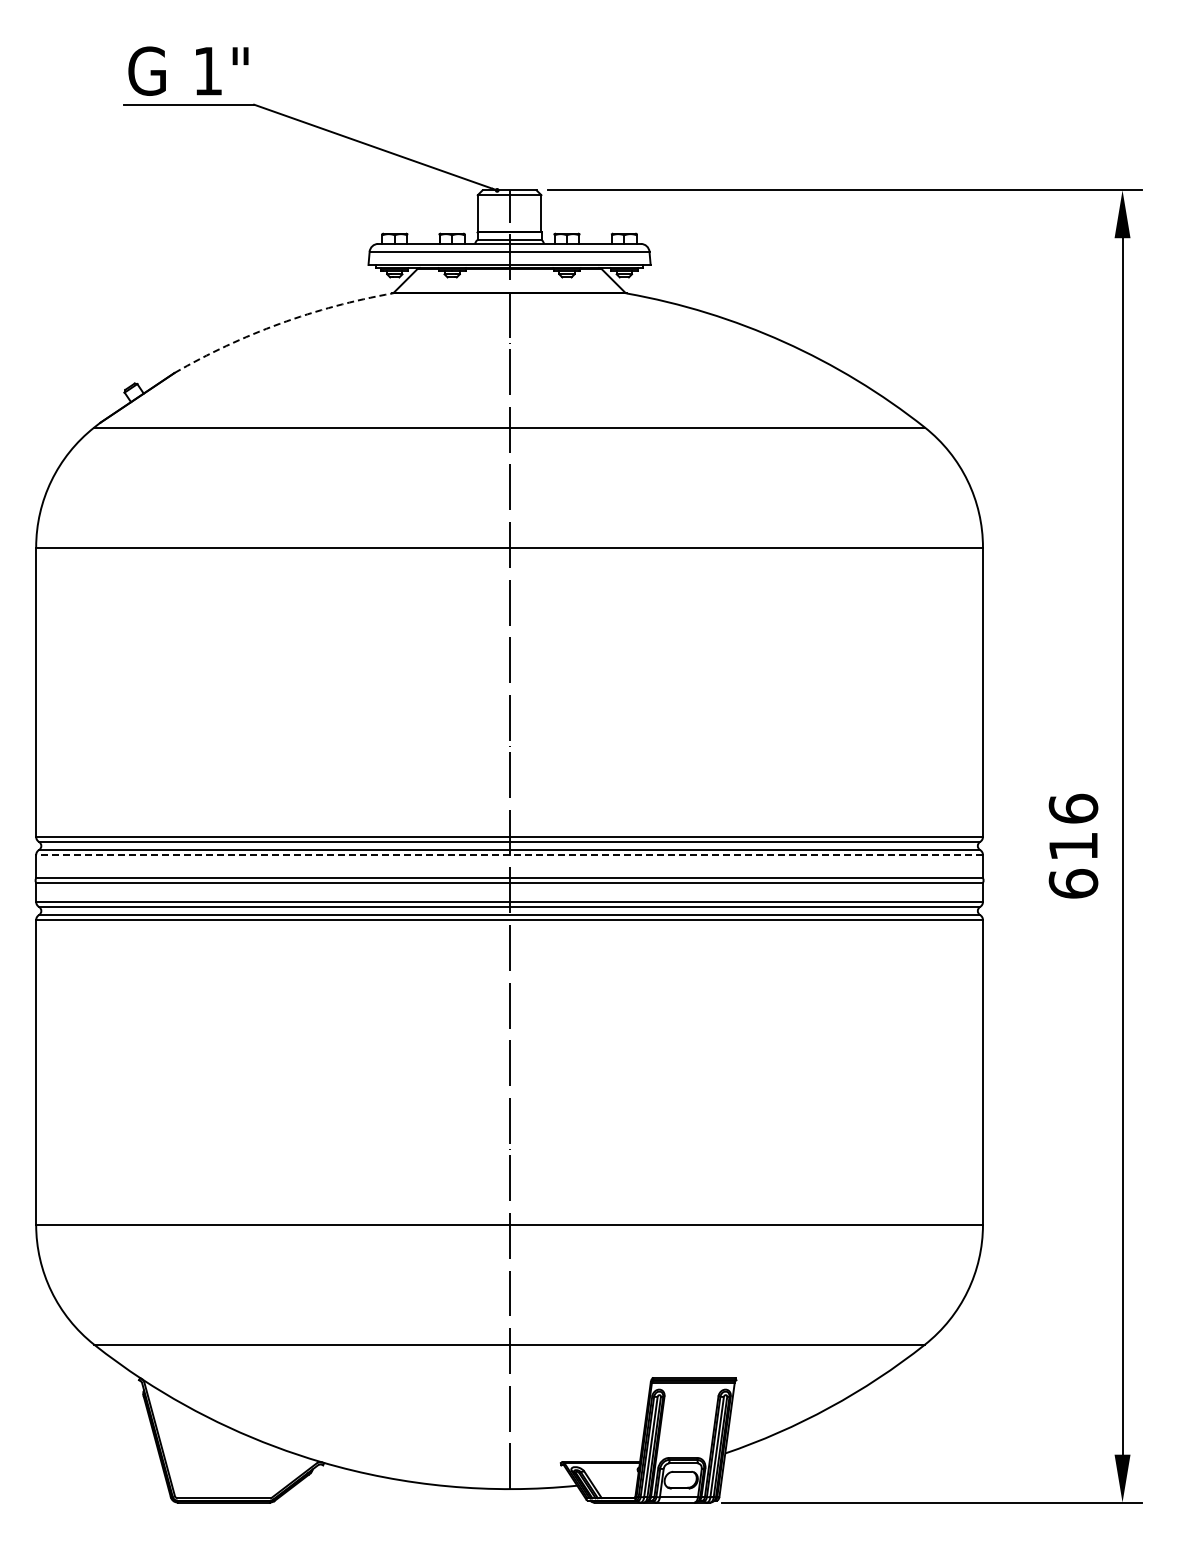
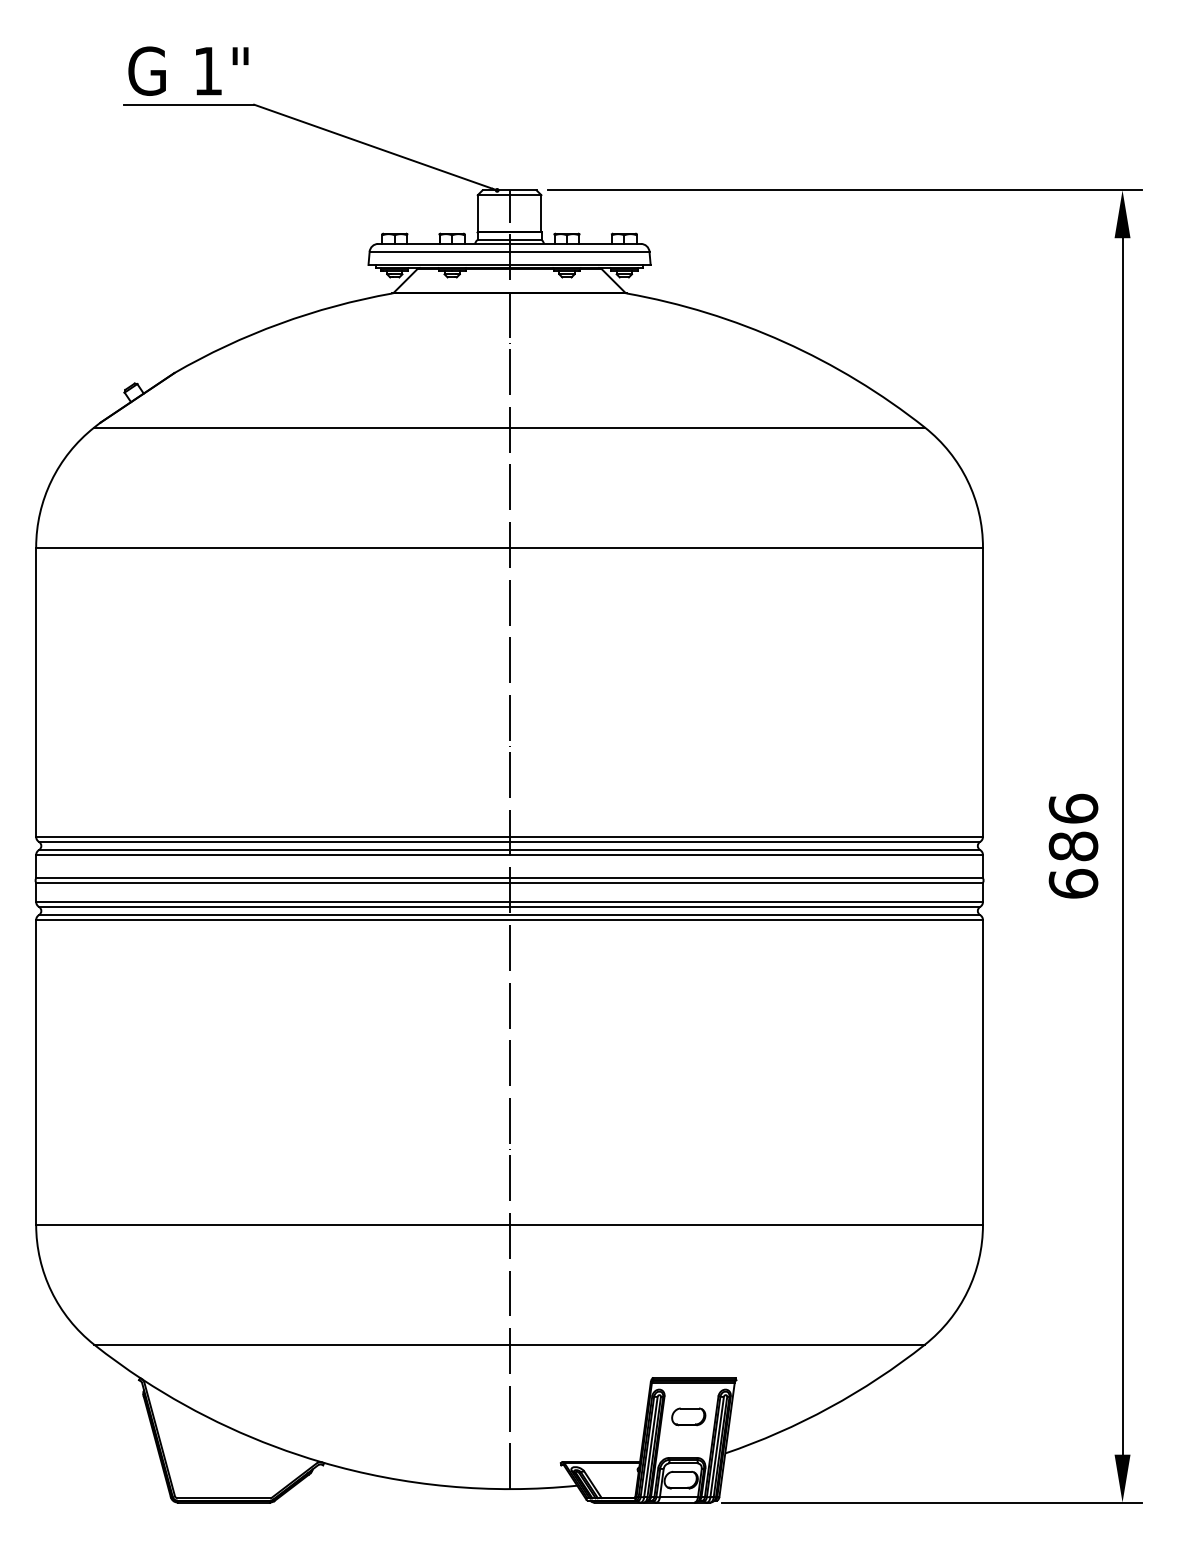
arc: dashed -> solid (279, 323)
text: 616 -> 686 (1073, 846)
line: dashed -> solid (509, 855)
part: none -> present (688, 1416)
